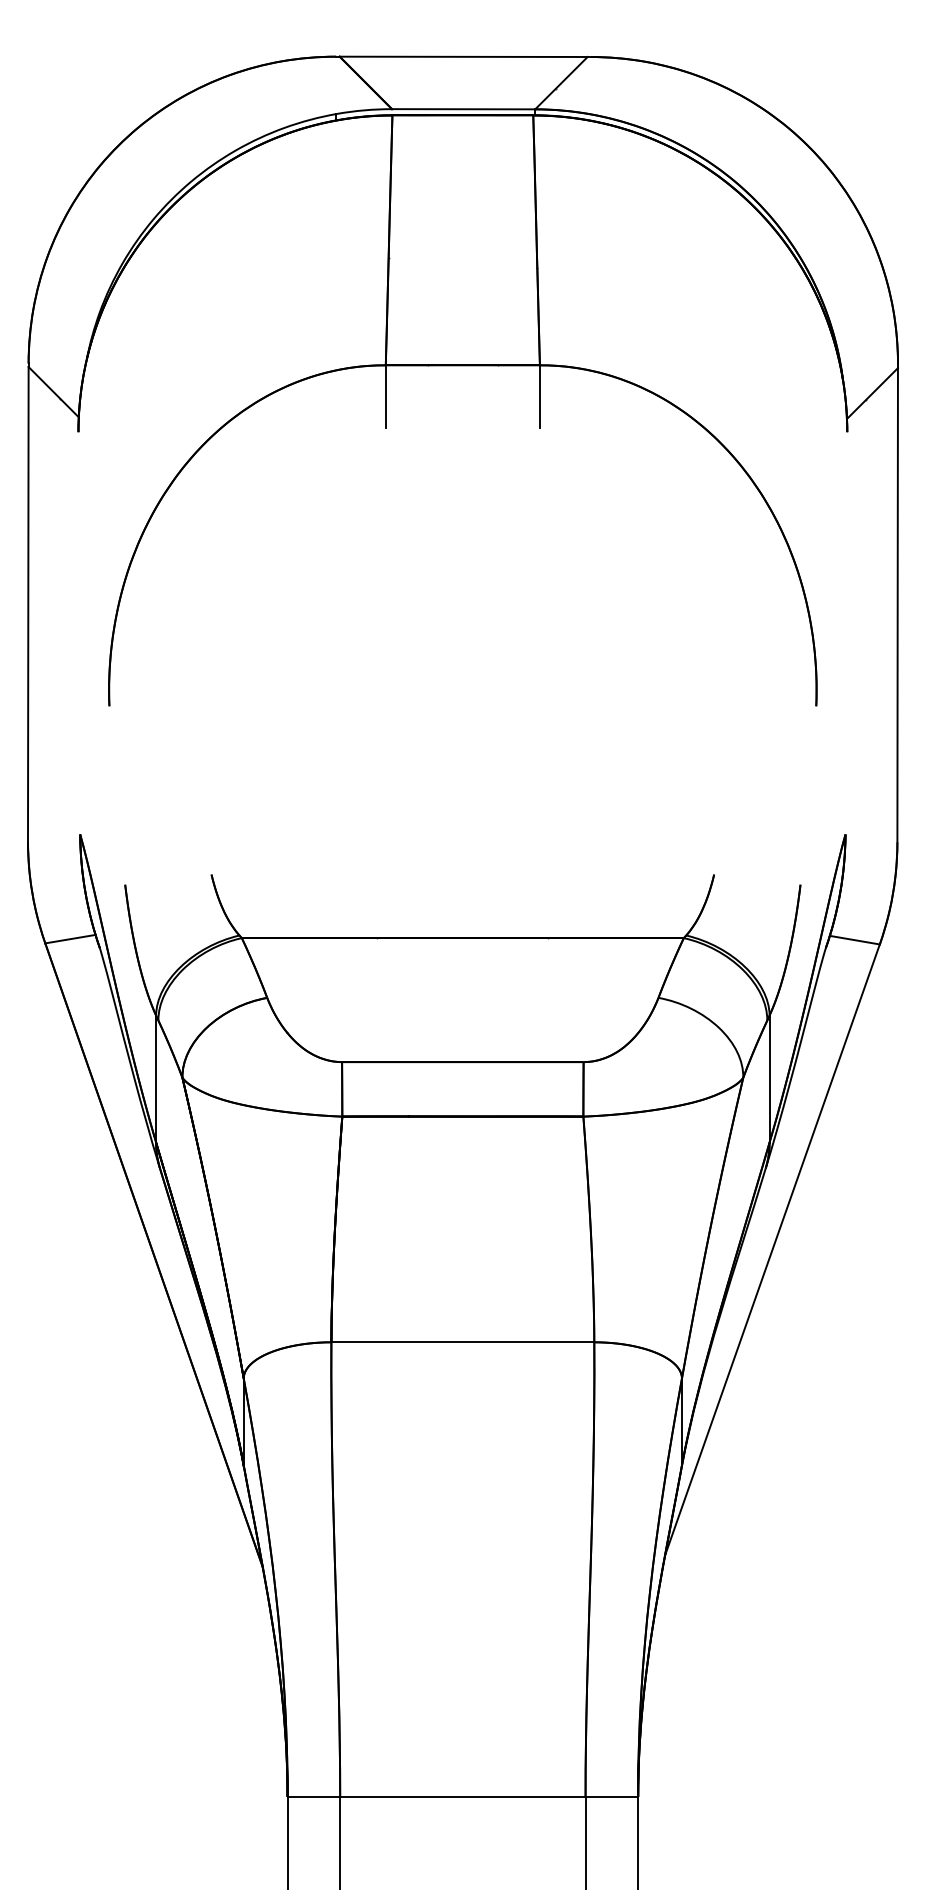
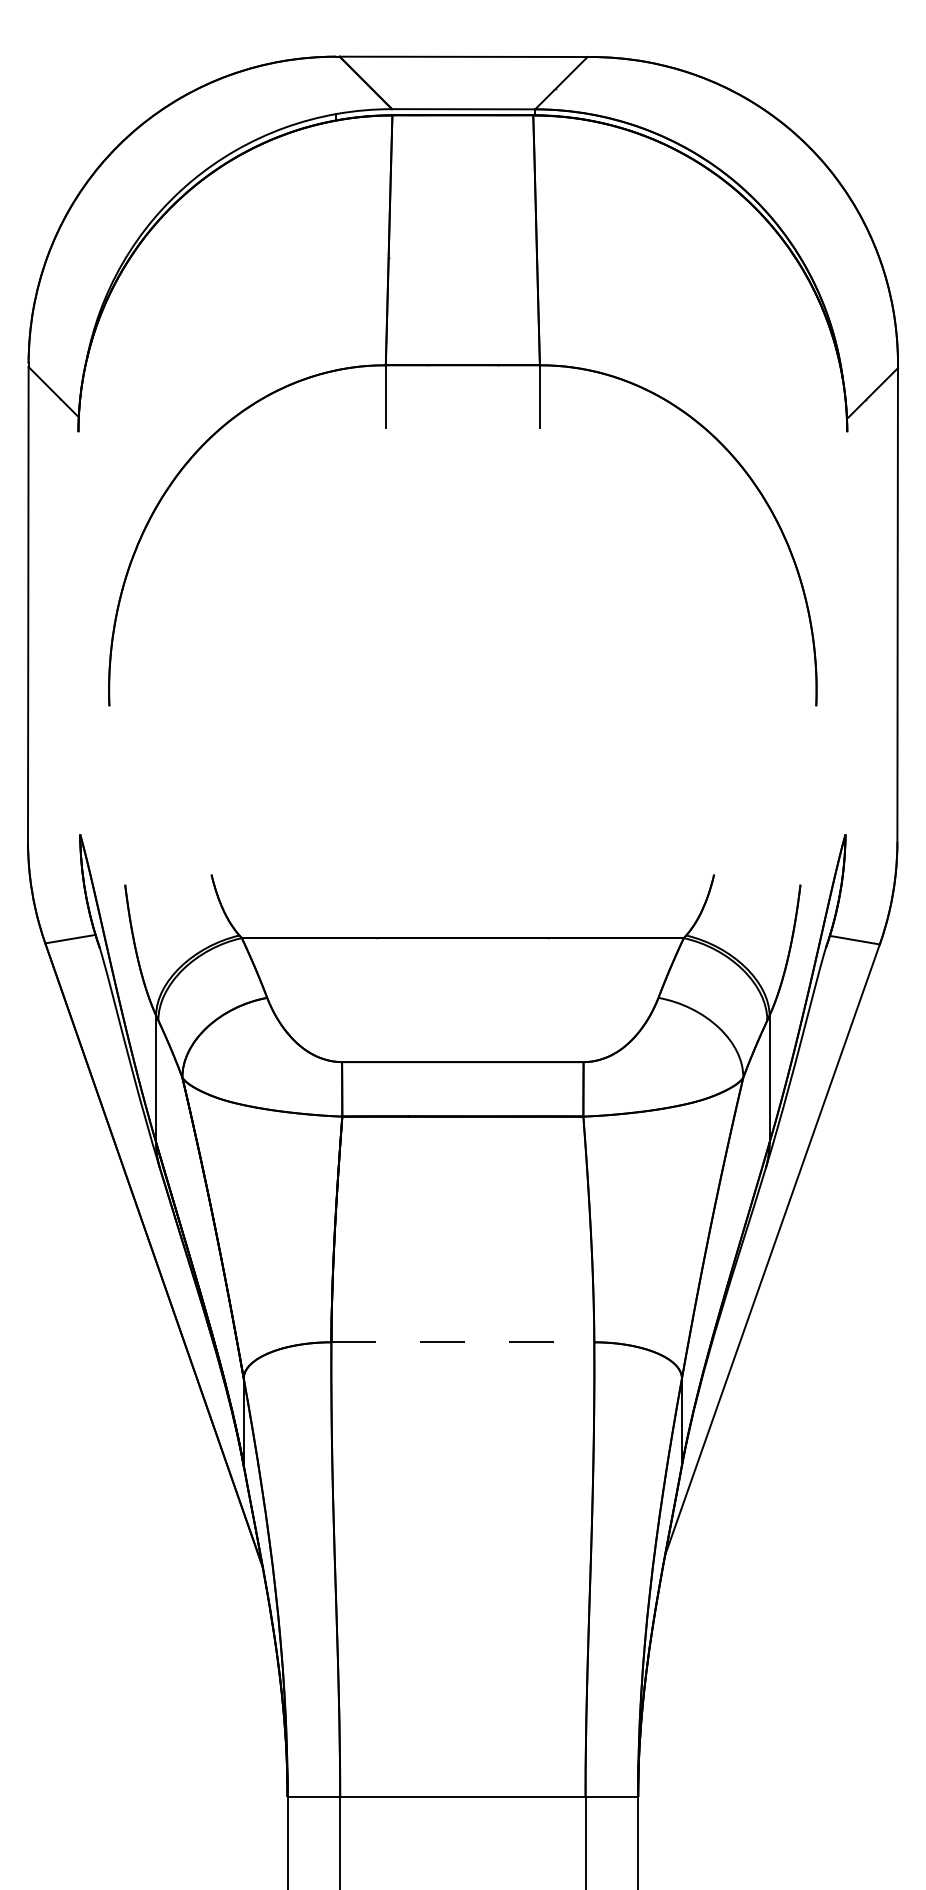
line: solid -> dashed (463, 1342)
